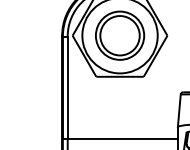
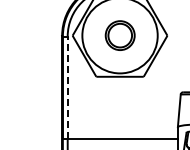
part size: 51x51 px -> 32x31 px (119, 35)
line: solid -> dashed (67, 87)
